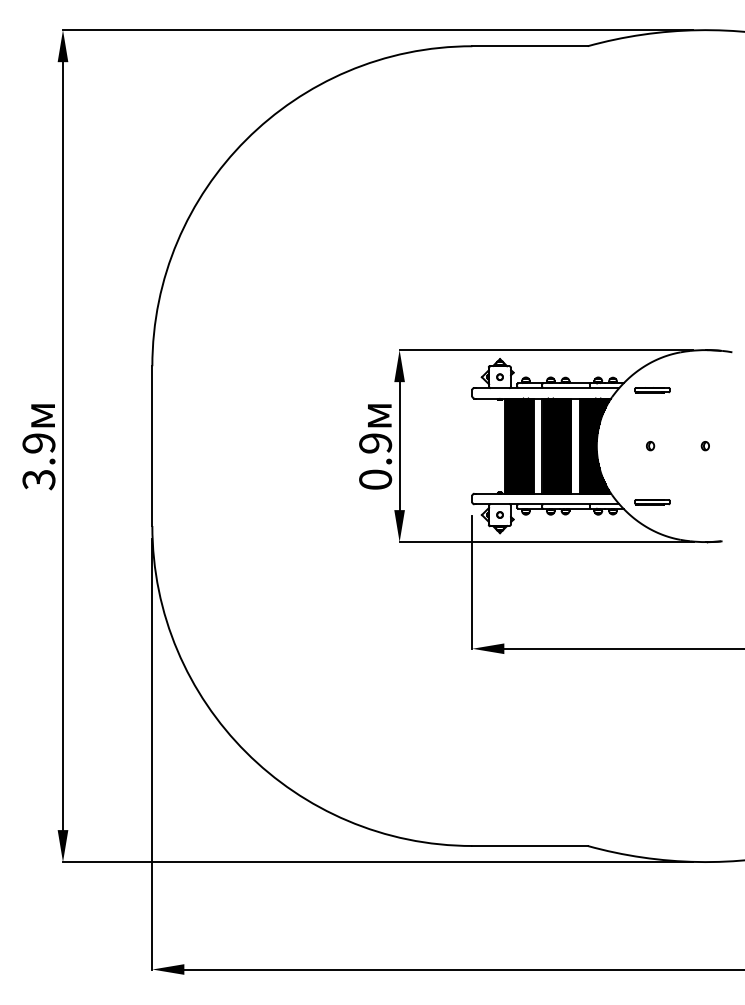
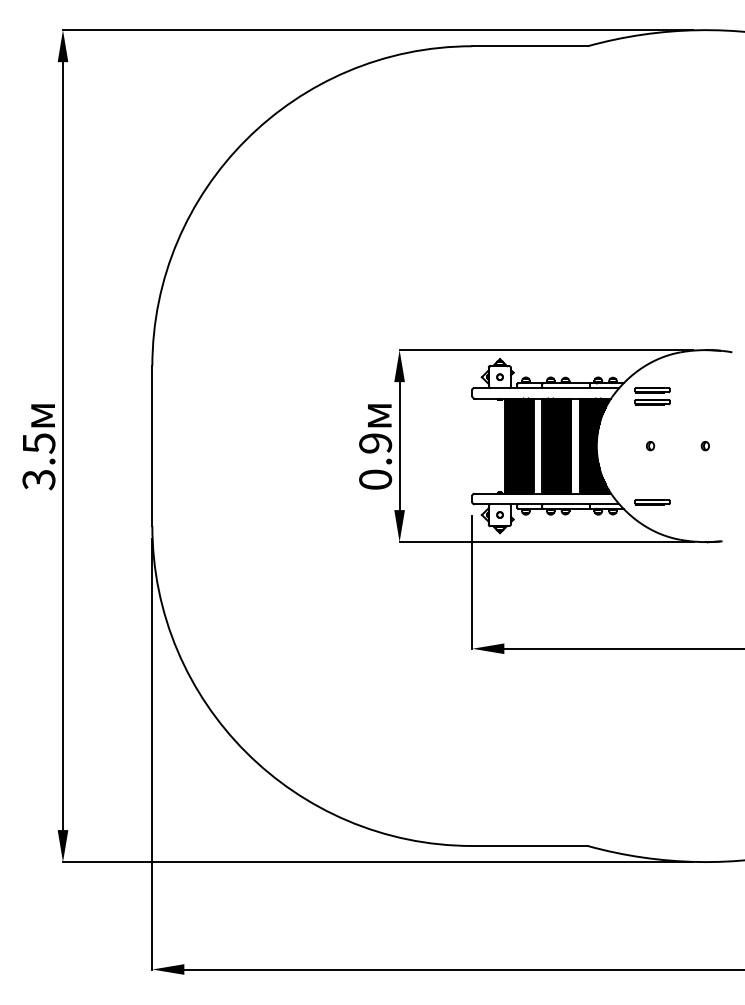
part: none -> present (652, 402)
text: 3.9 -> 3.5 (38, 443)
